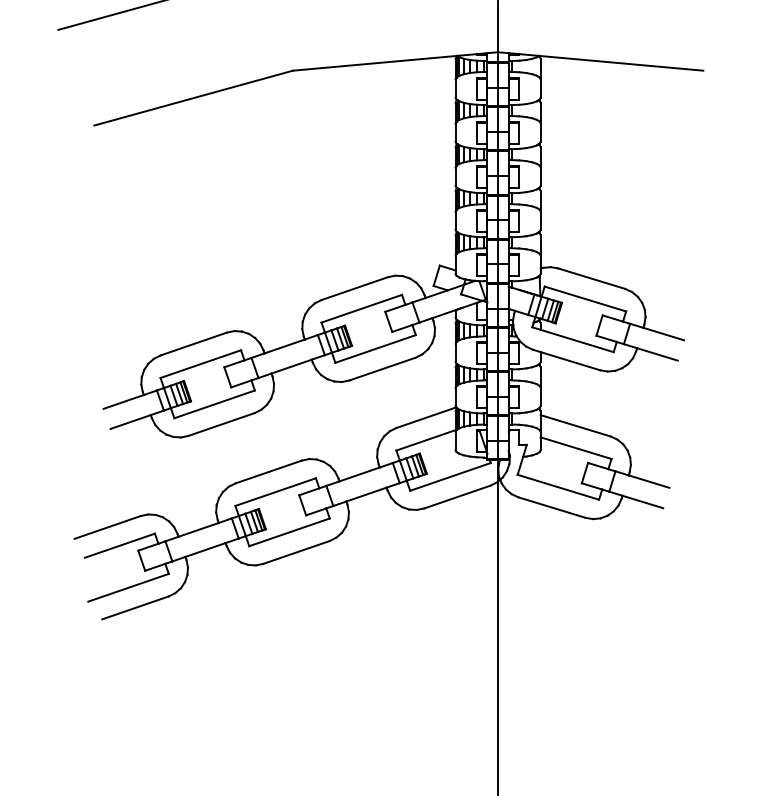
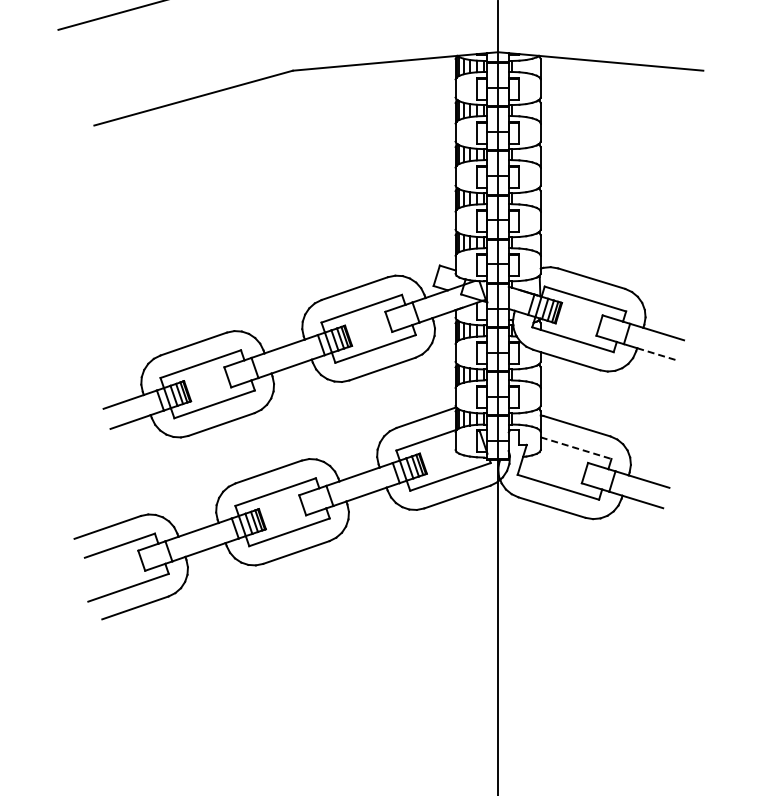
line: solid -> dashed (658, 354)
line: solid -> dashed (576, 448)
